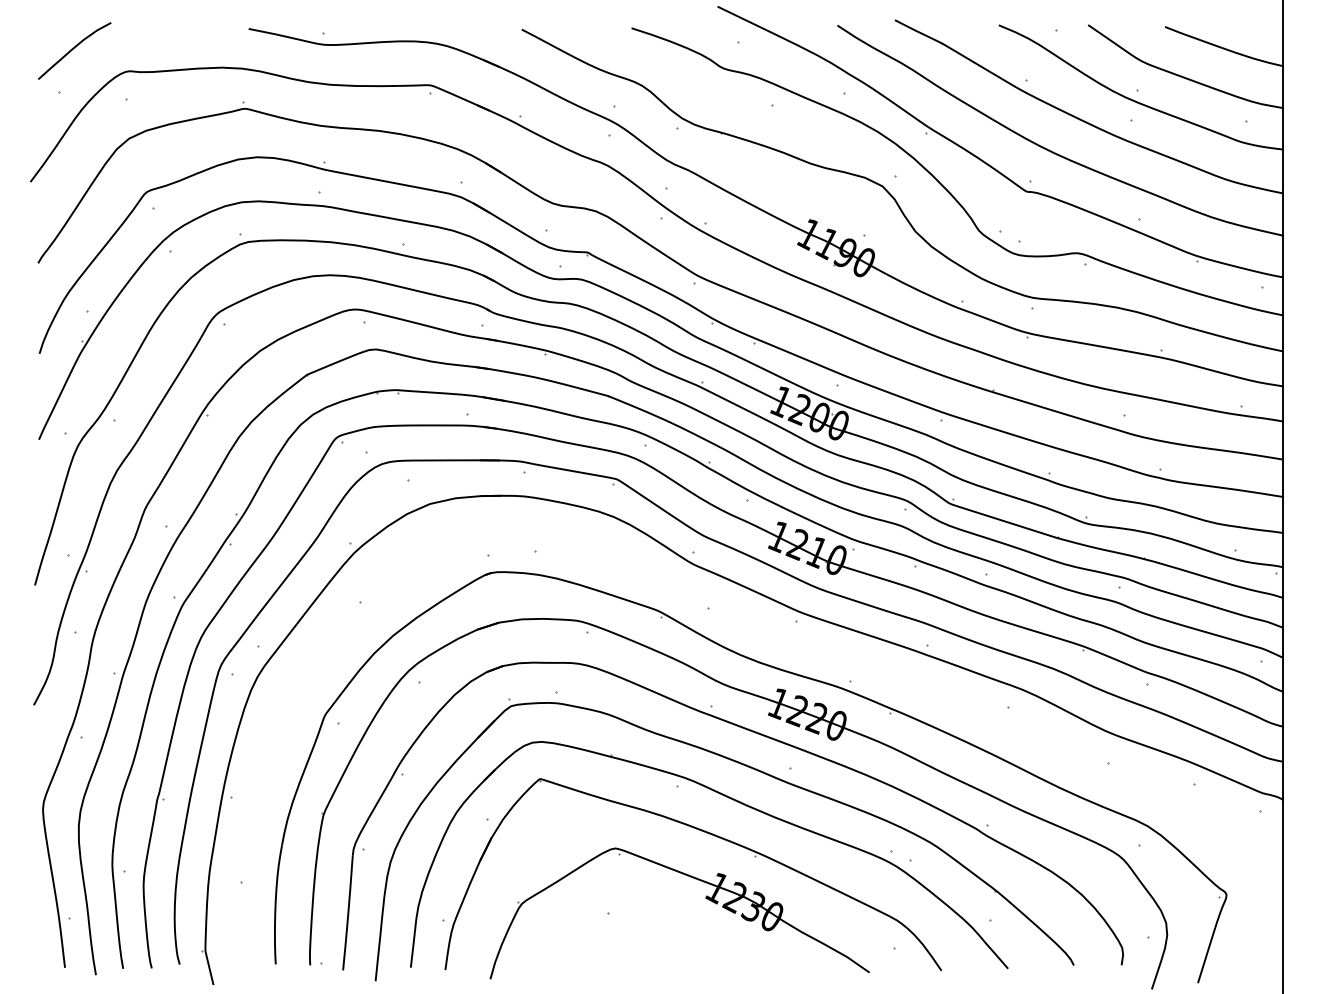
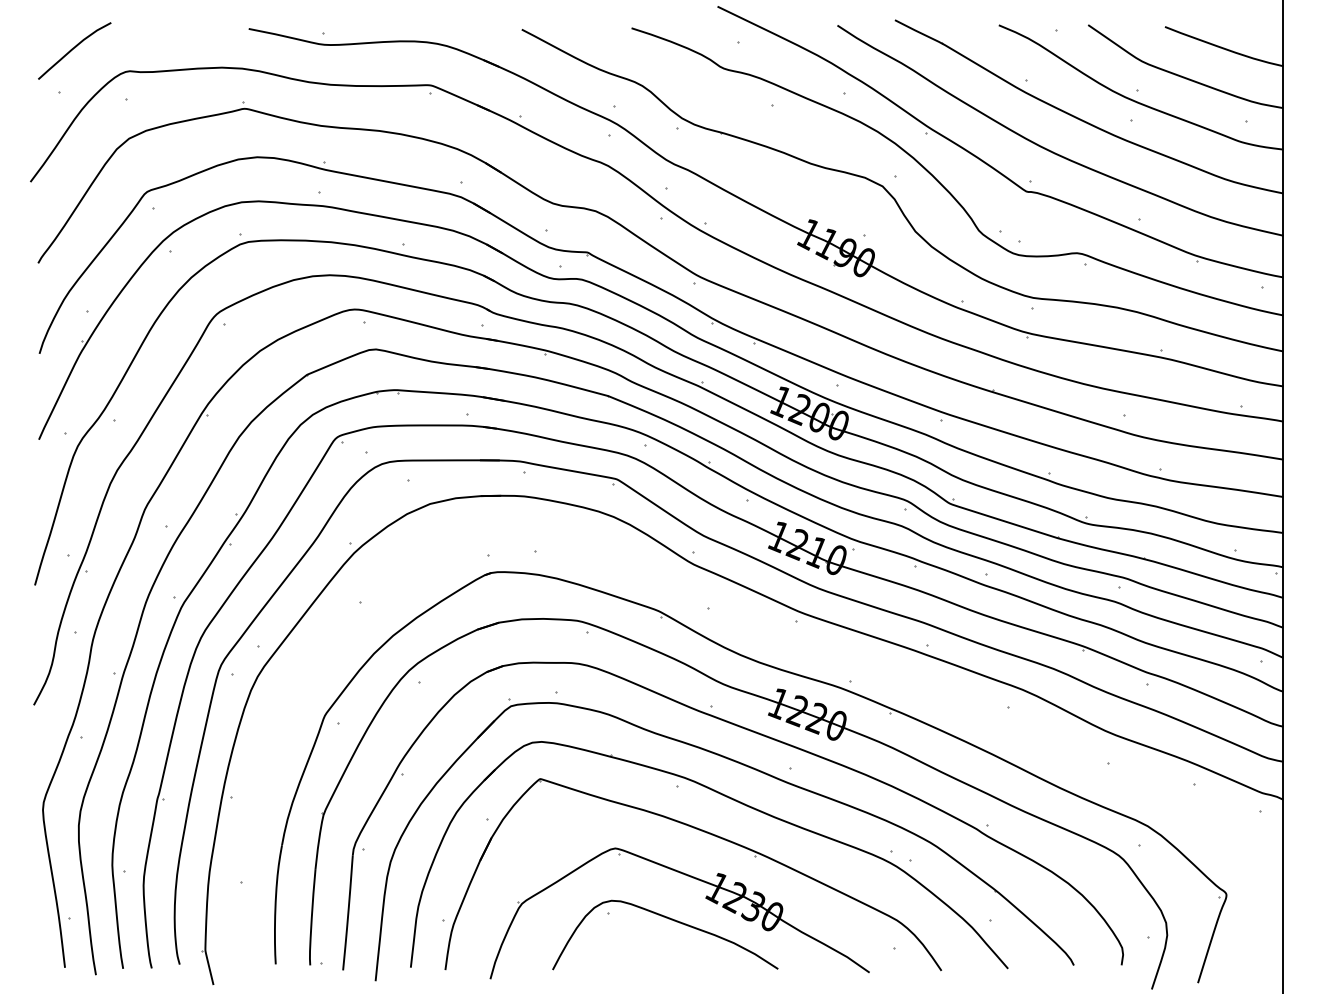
curve: none -> present (671, 920)
